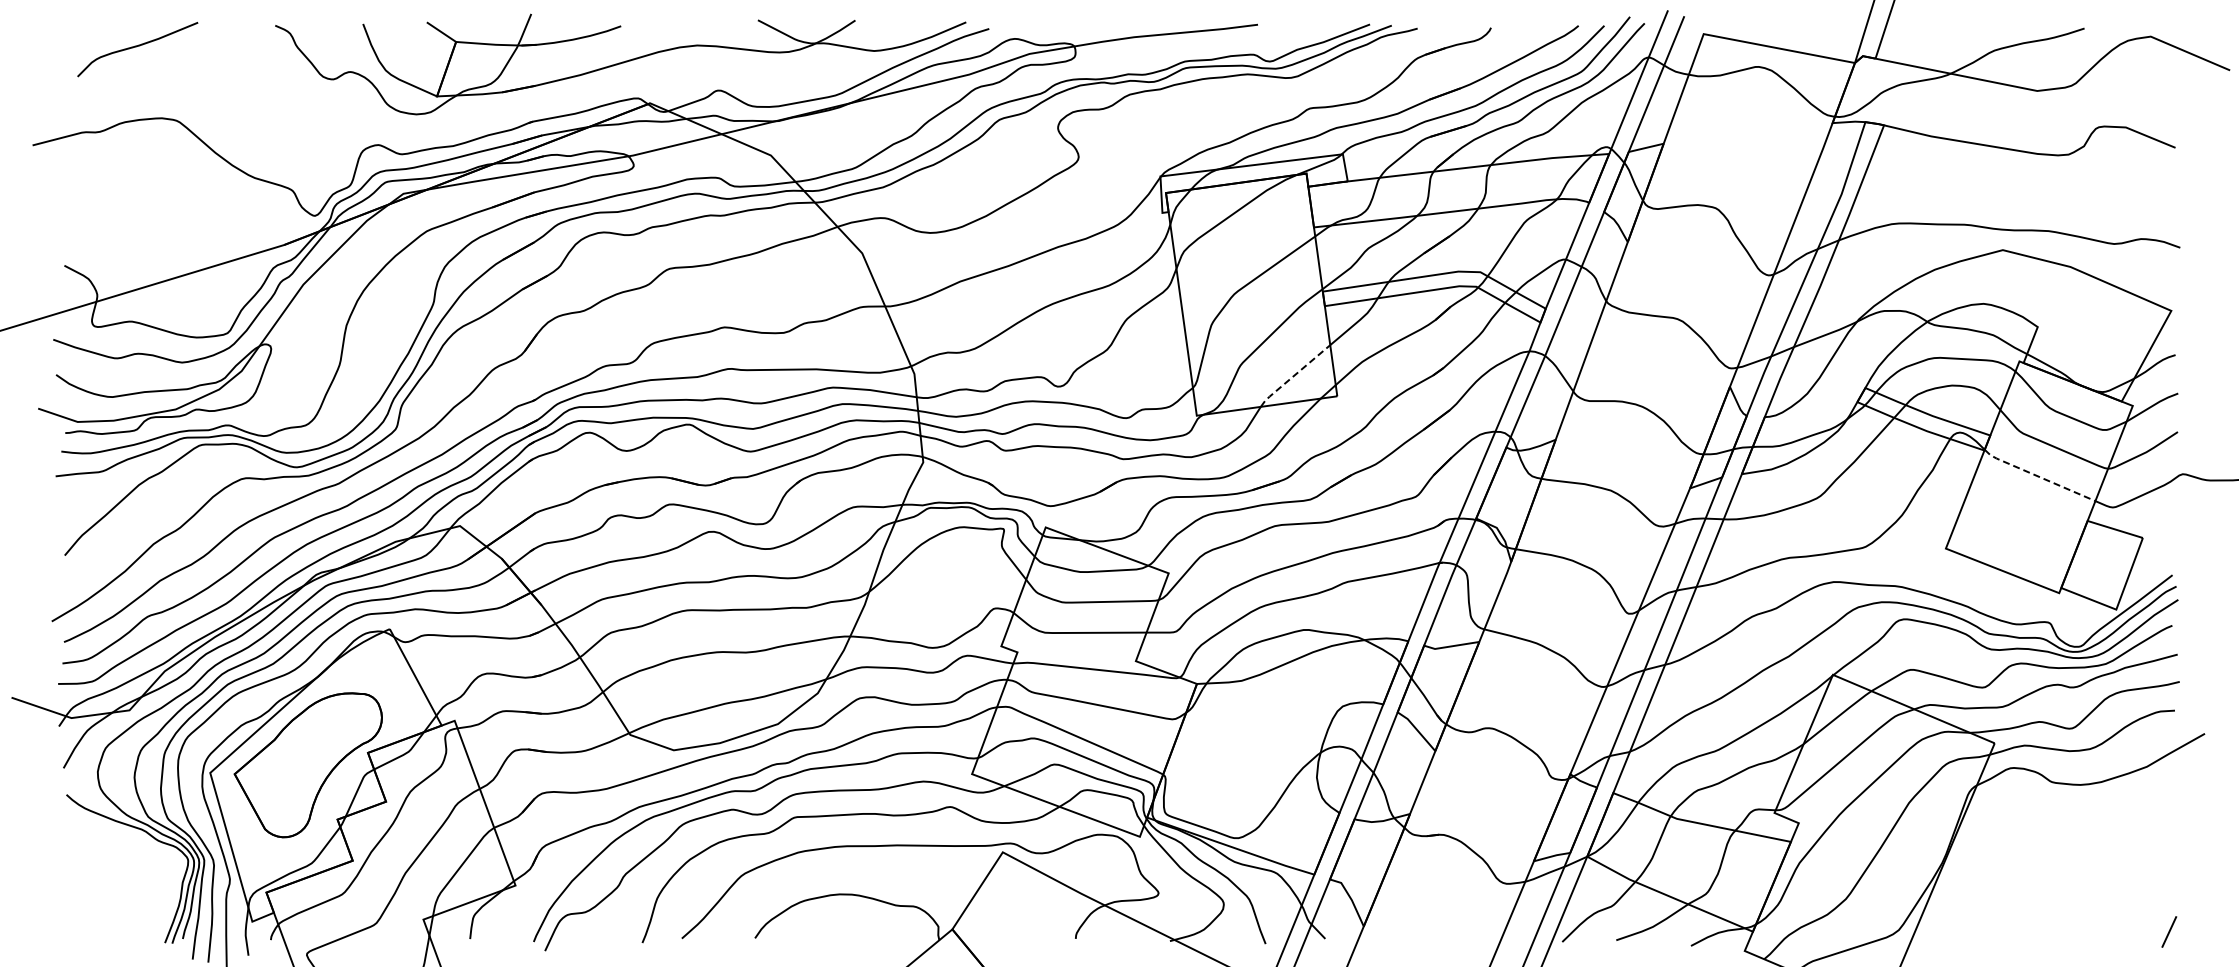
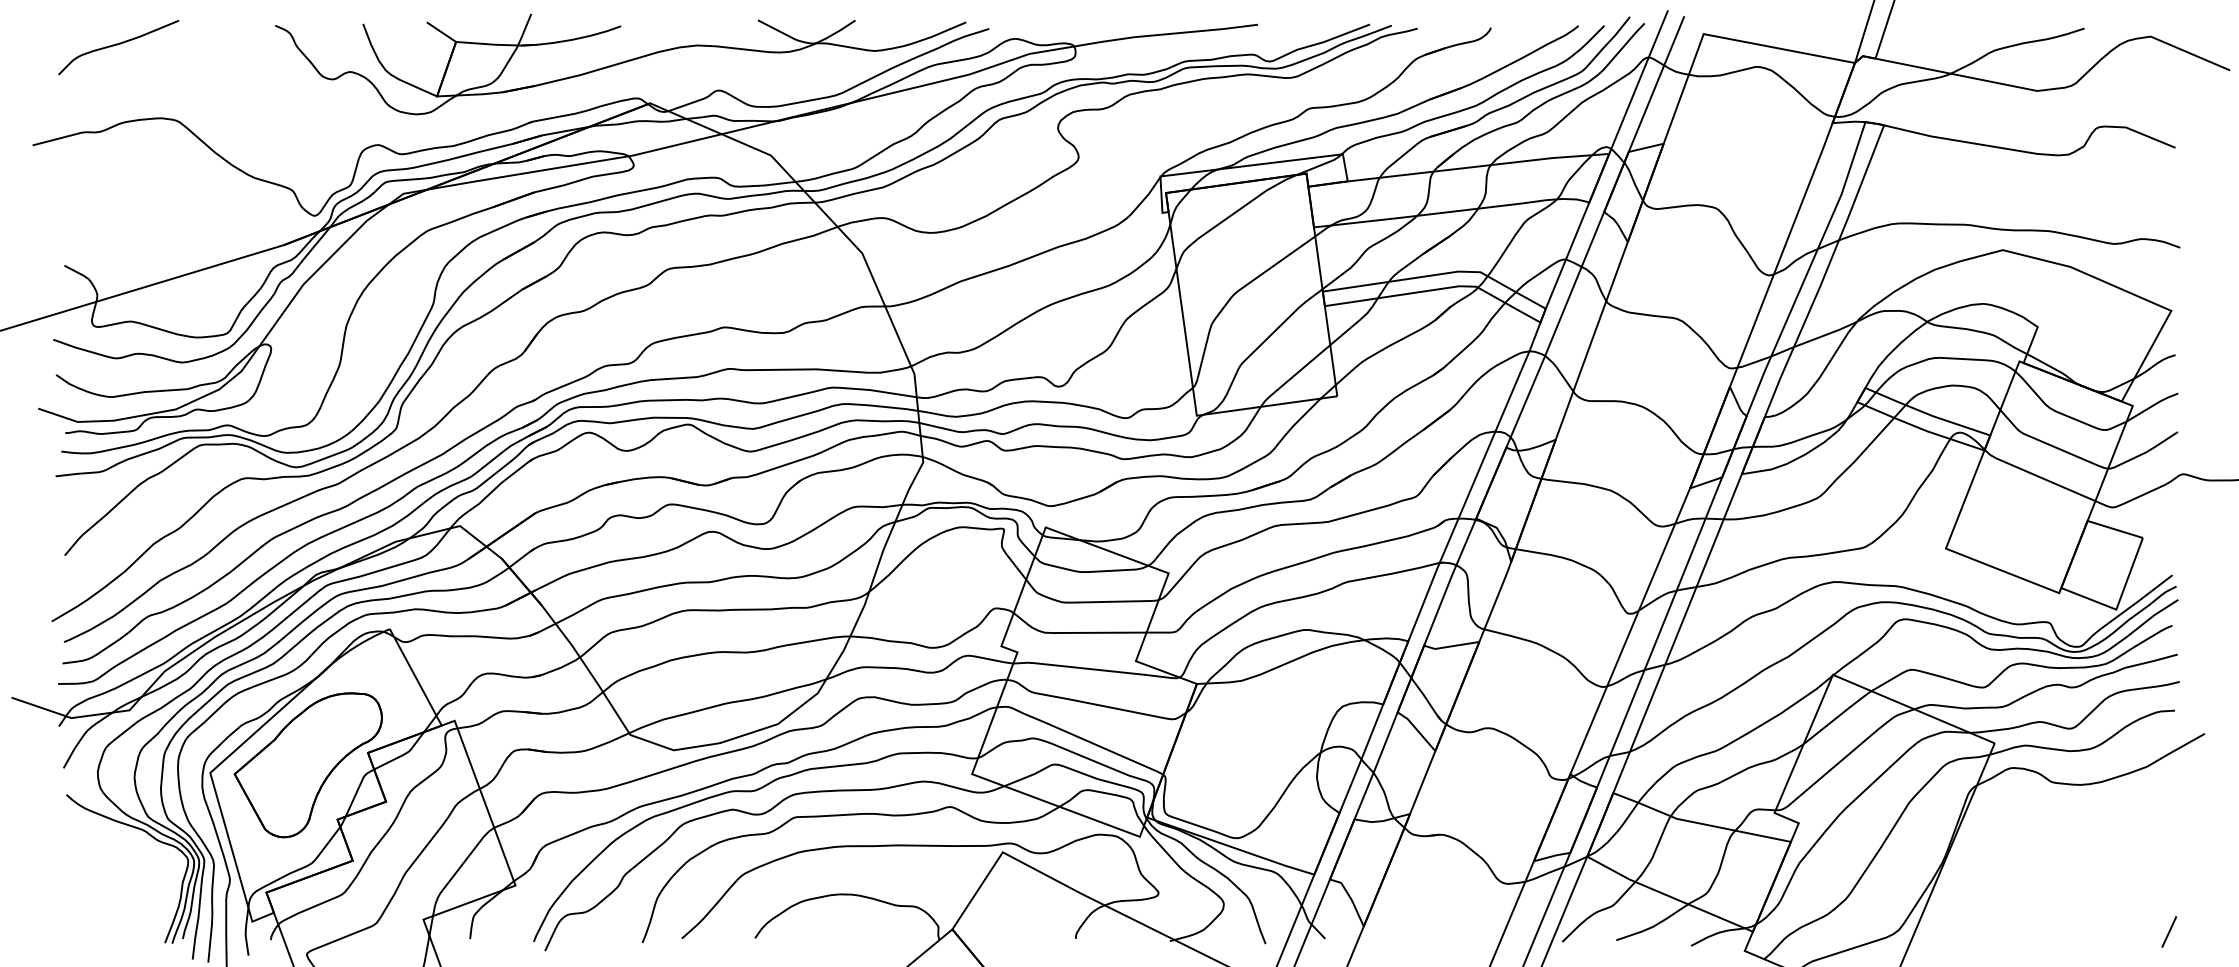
curve position: (136, 47) -> (117, 45) (117, 45)
line: dashed -> solid (1293, 376)
line: dashed -> solid (2037, 476)
